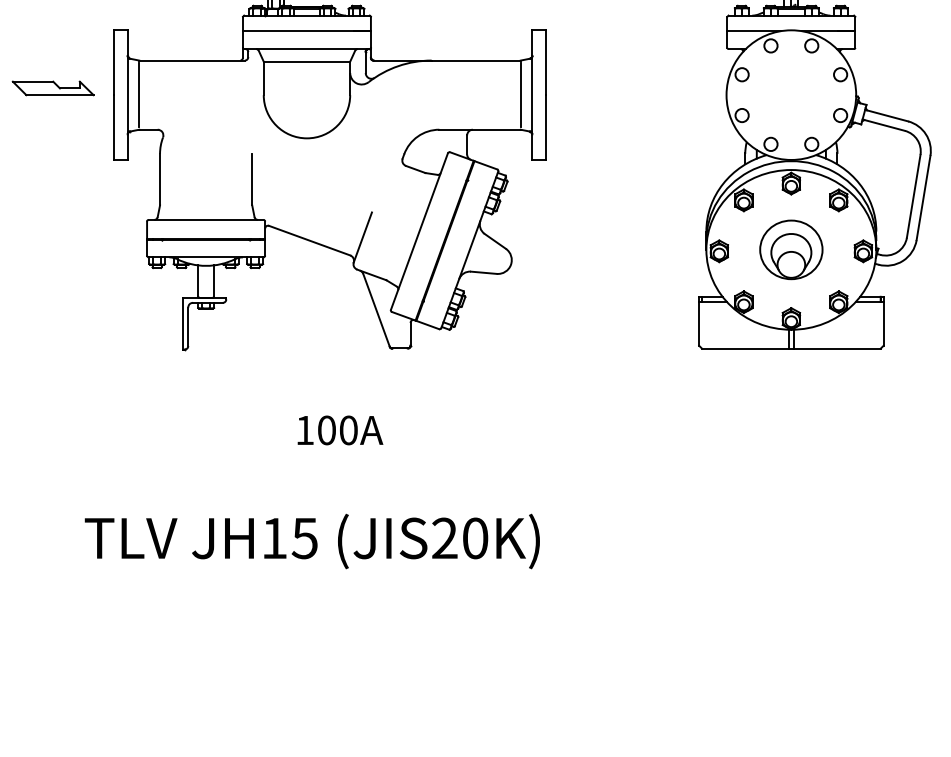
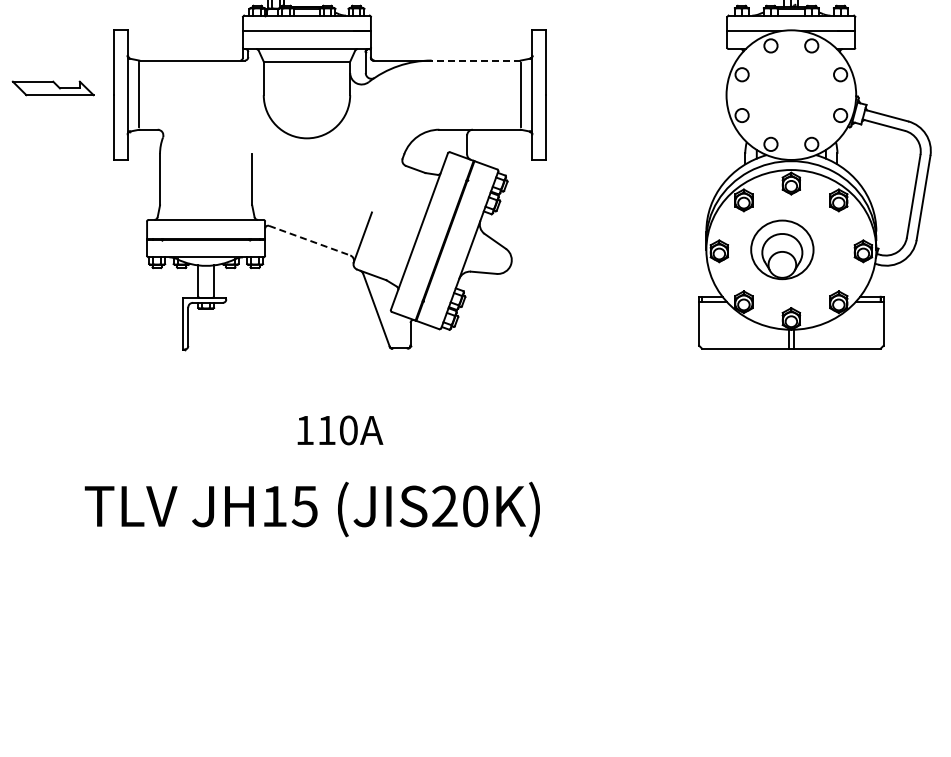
line: solid -> dashed (476, 60)
line: solid -> dashed (310, 240)
part position: (791, 249) -> (782, 249) (782, 249)
text: 100A -> 110A (326, 430)
text position: (311, 541) -> (311, 509) (311, 509)
